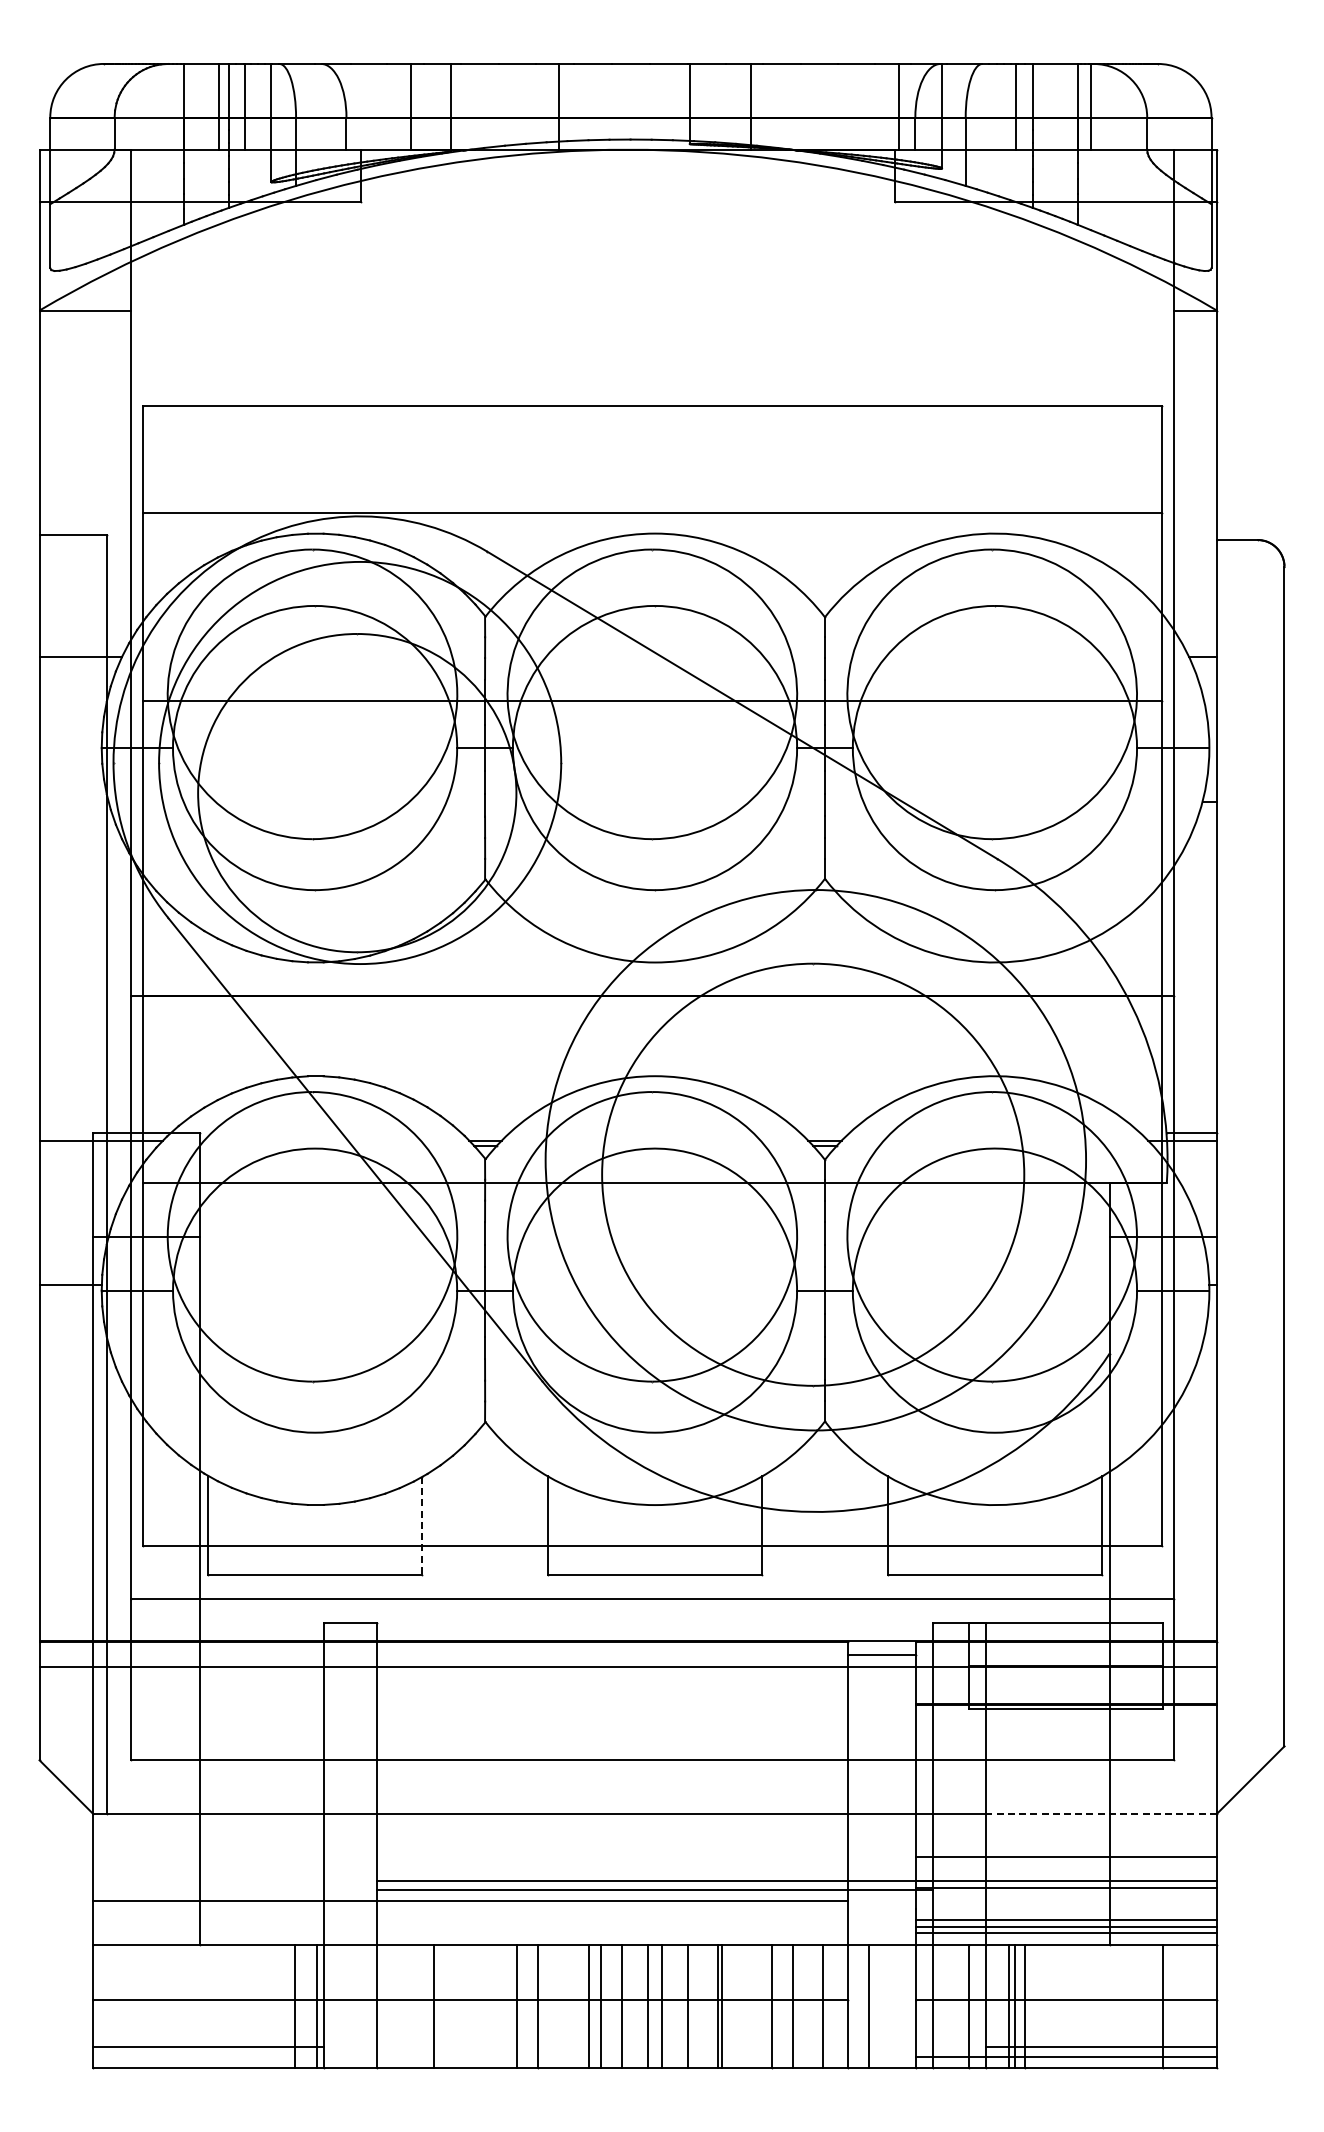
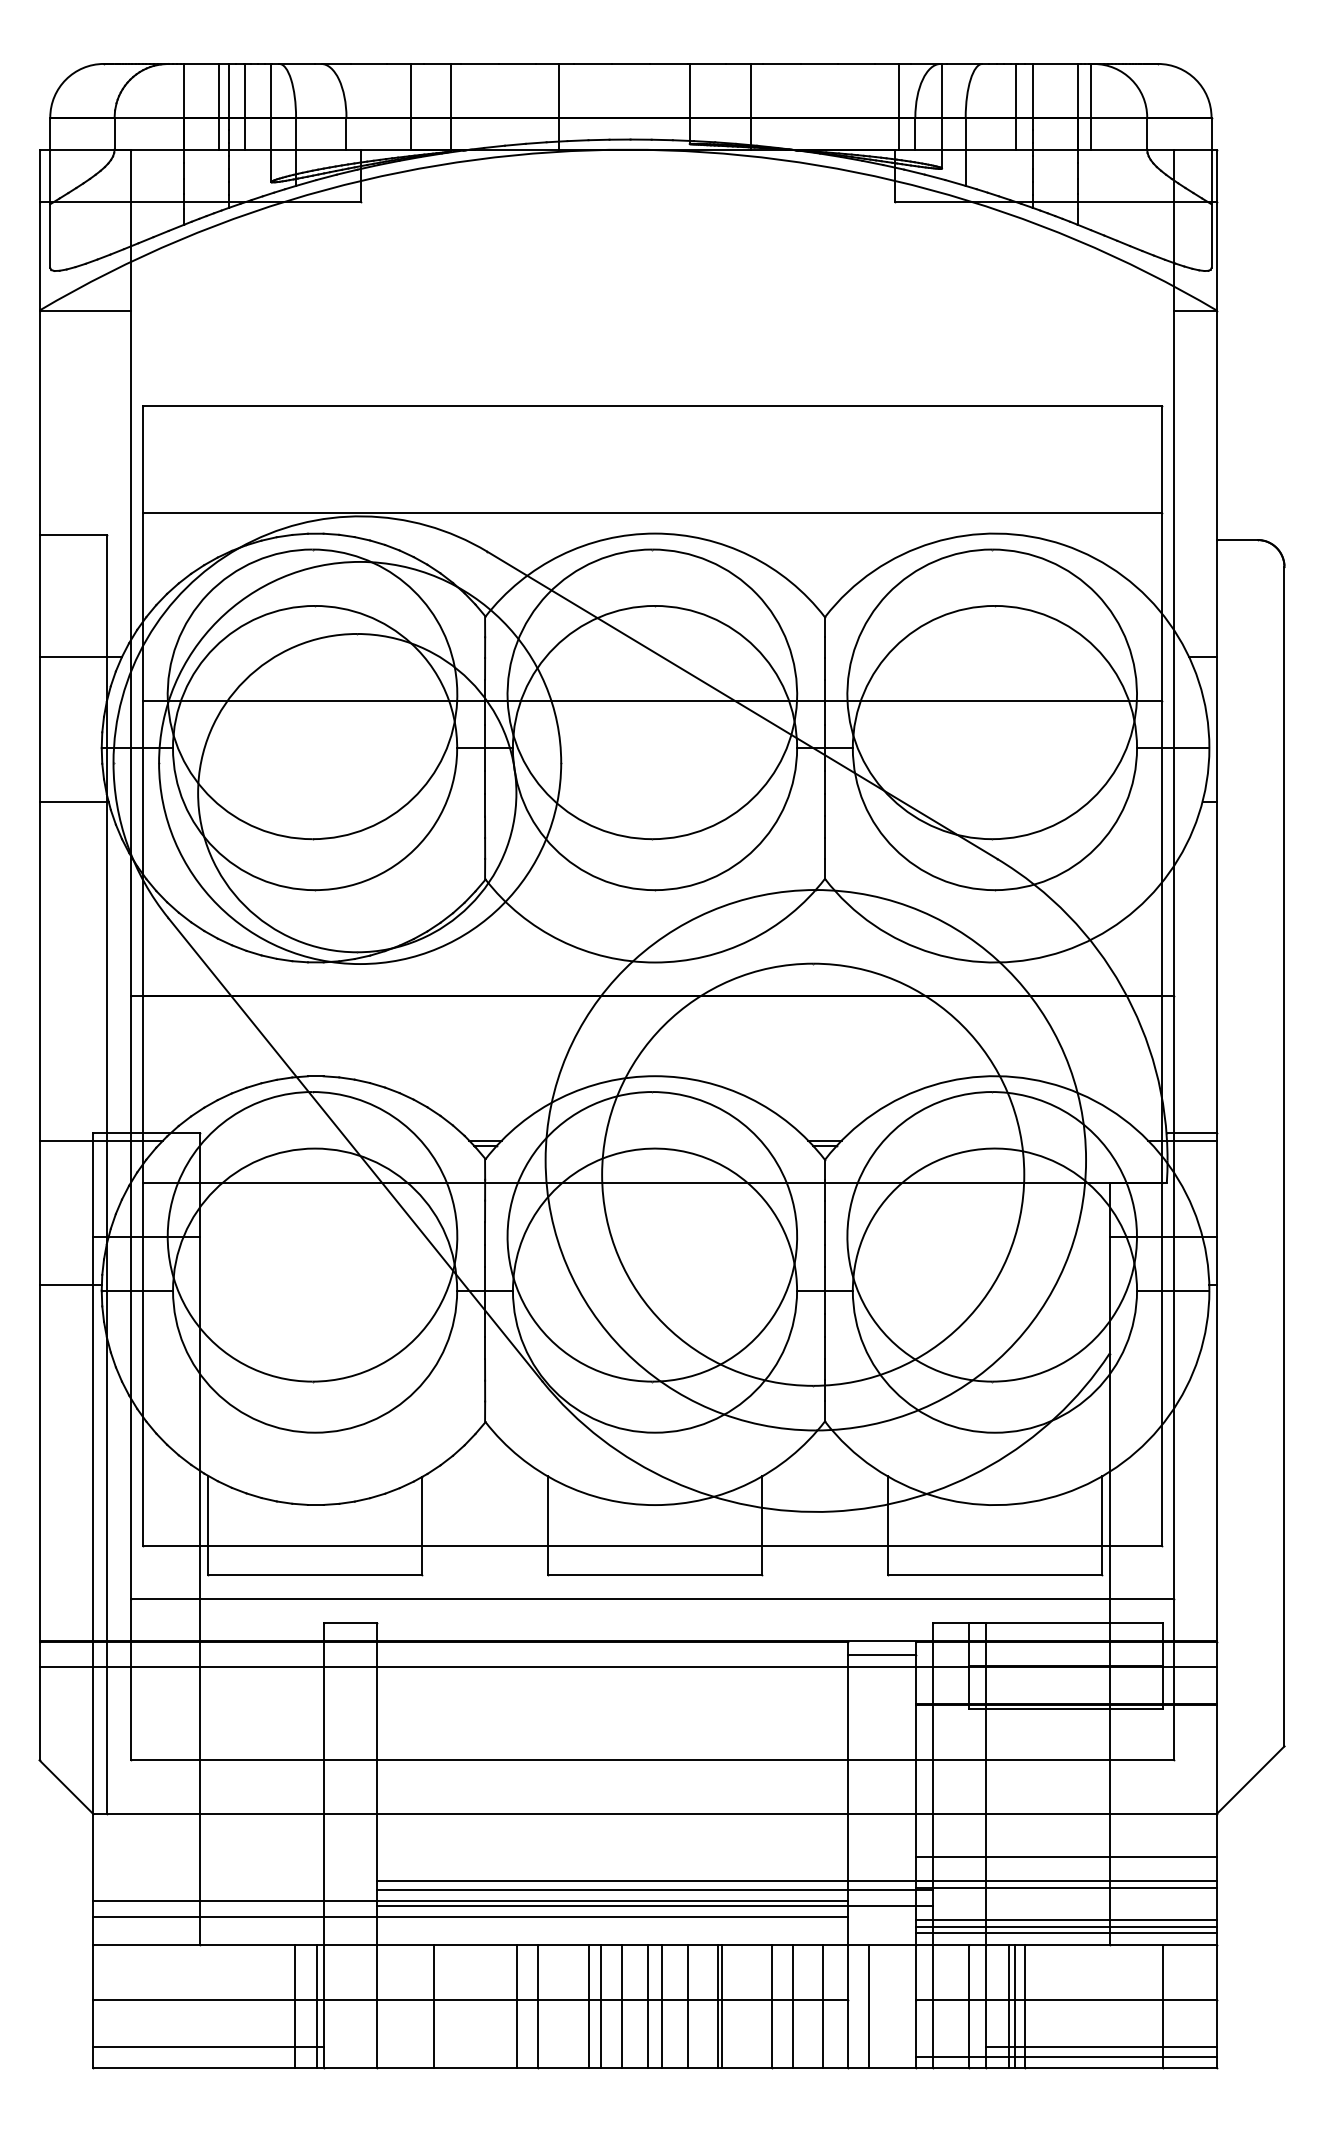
line: none -> present (73, 801)
line: dashed -> solid (422, 1525)
line: dashed -> solid (1101, 1813)
line: none -> present (654, 1906)
line: none -> present (470, 1916)
